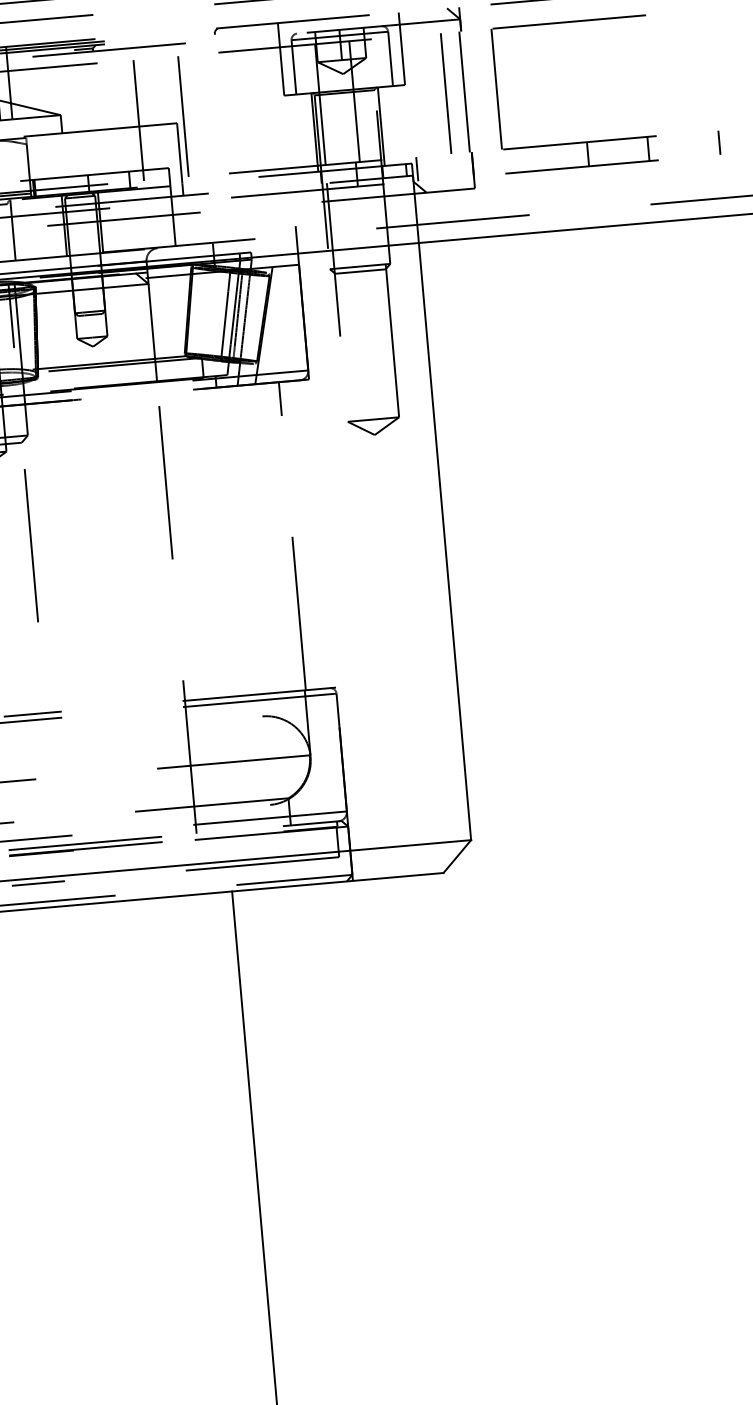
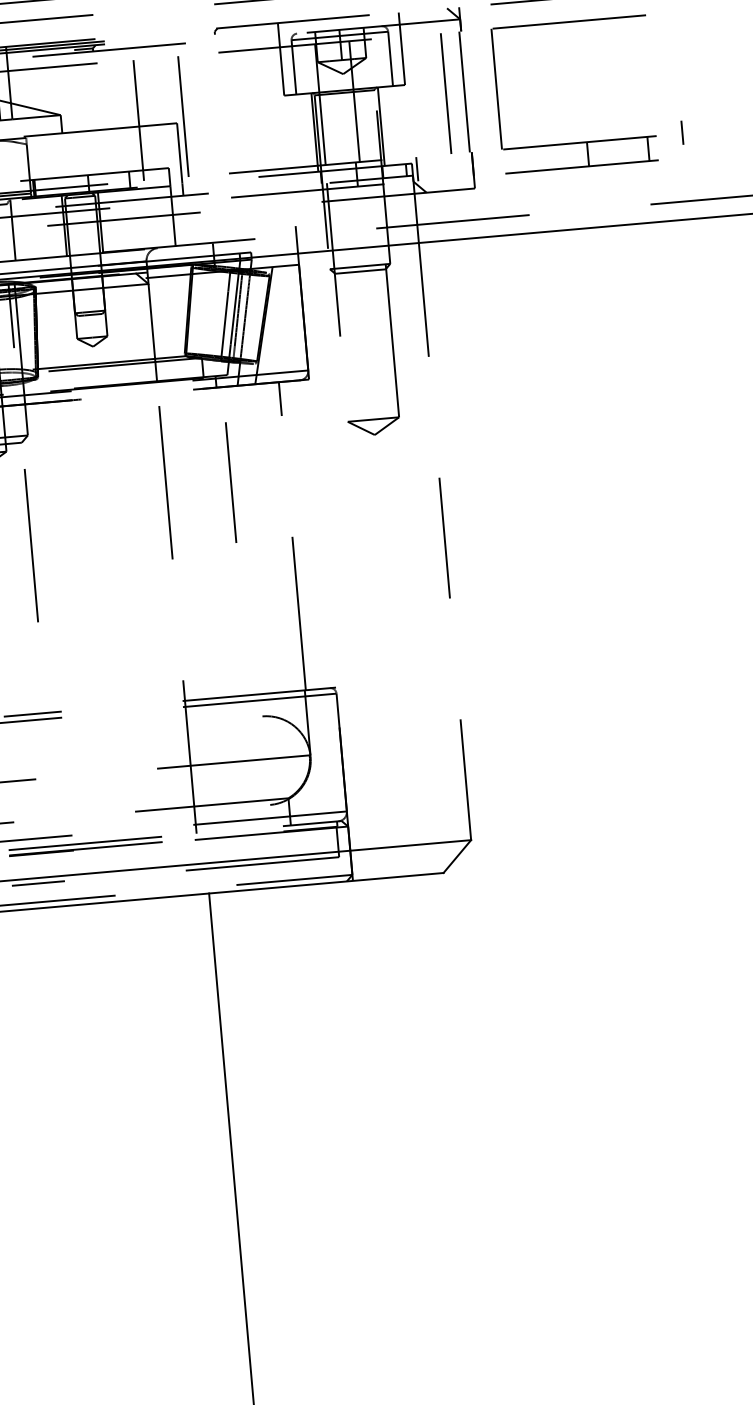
line position: (719, 142) -> (682, 132) (682, 132)
line: none -> present (231, 482)
line: solid -> dashed (445, 541)
line position: (254, 1146) -> (231, 1147) (231, 1147)
